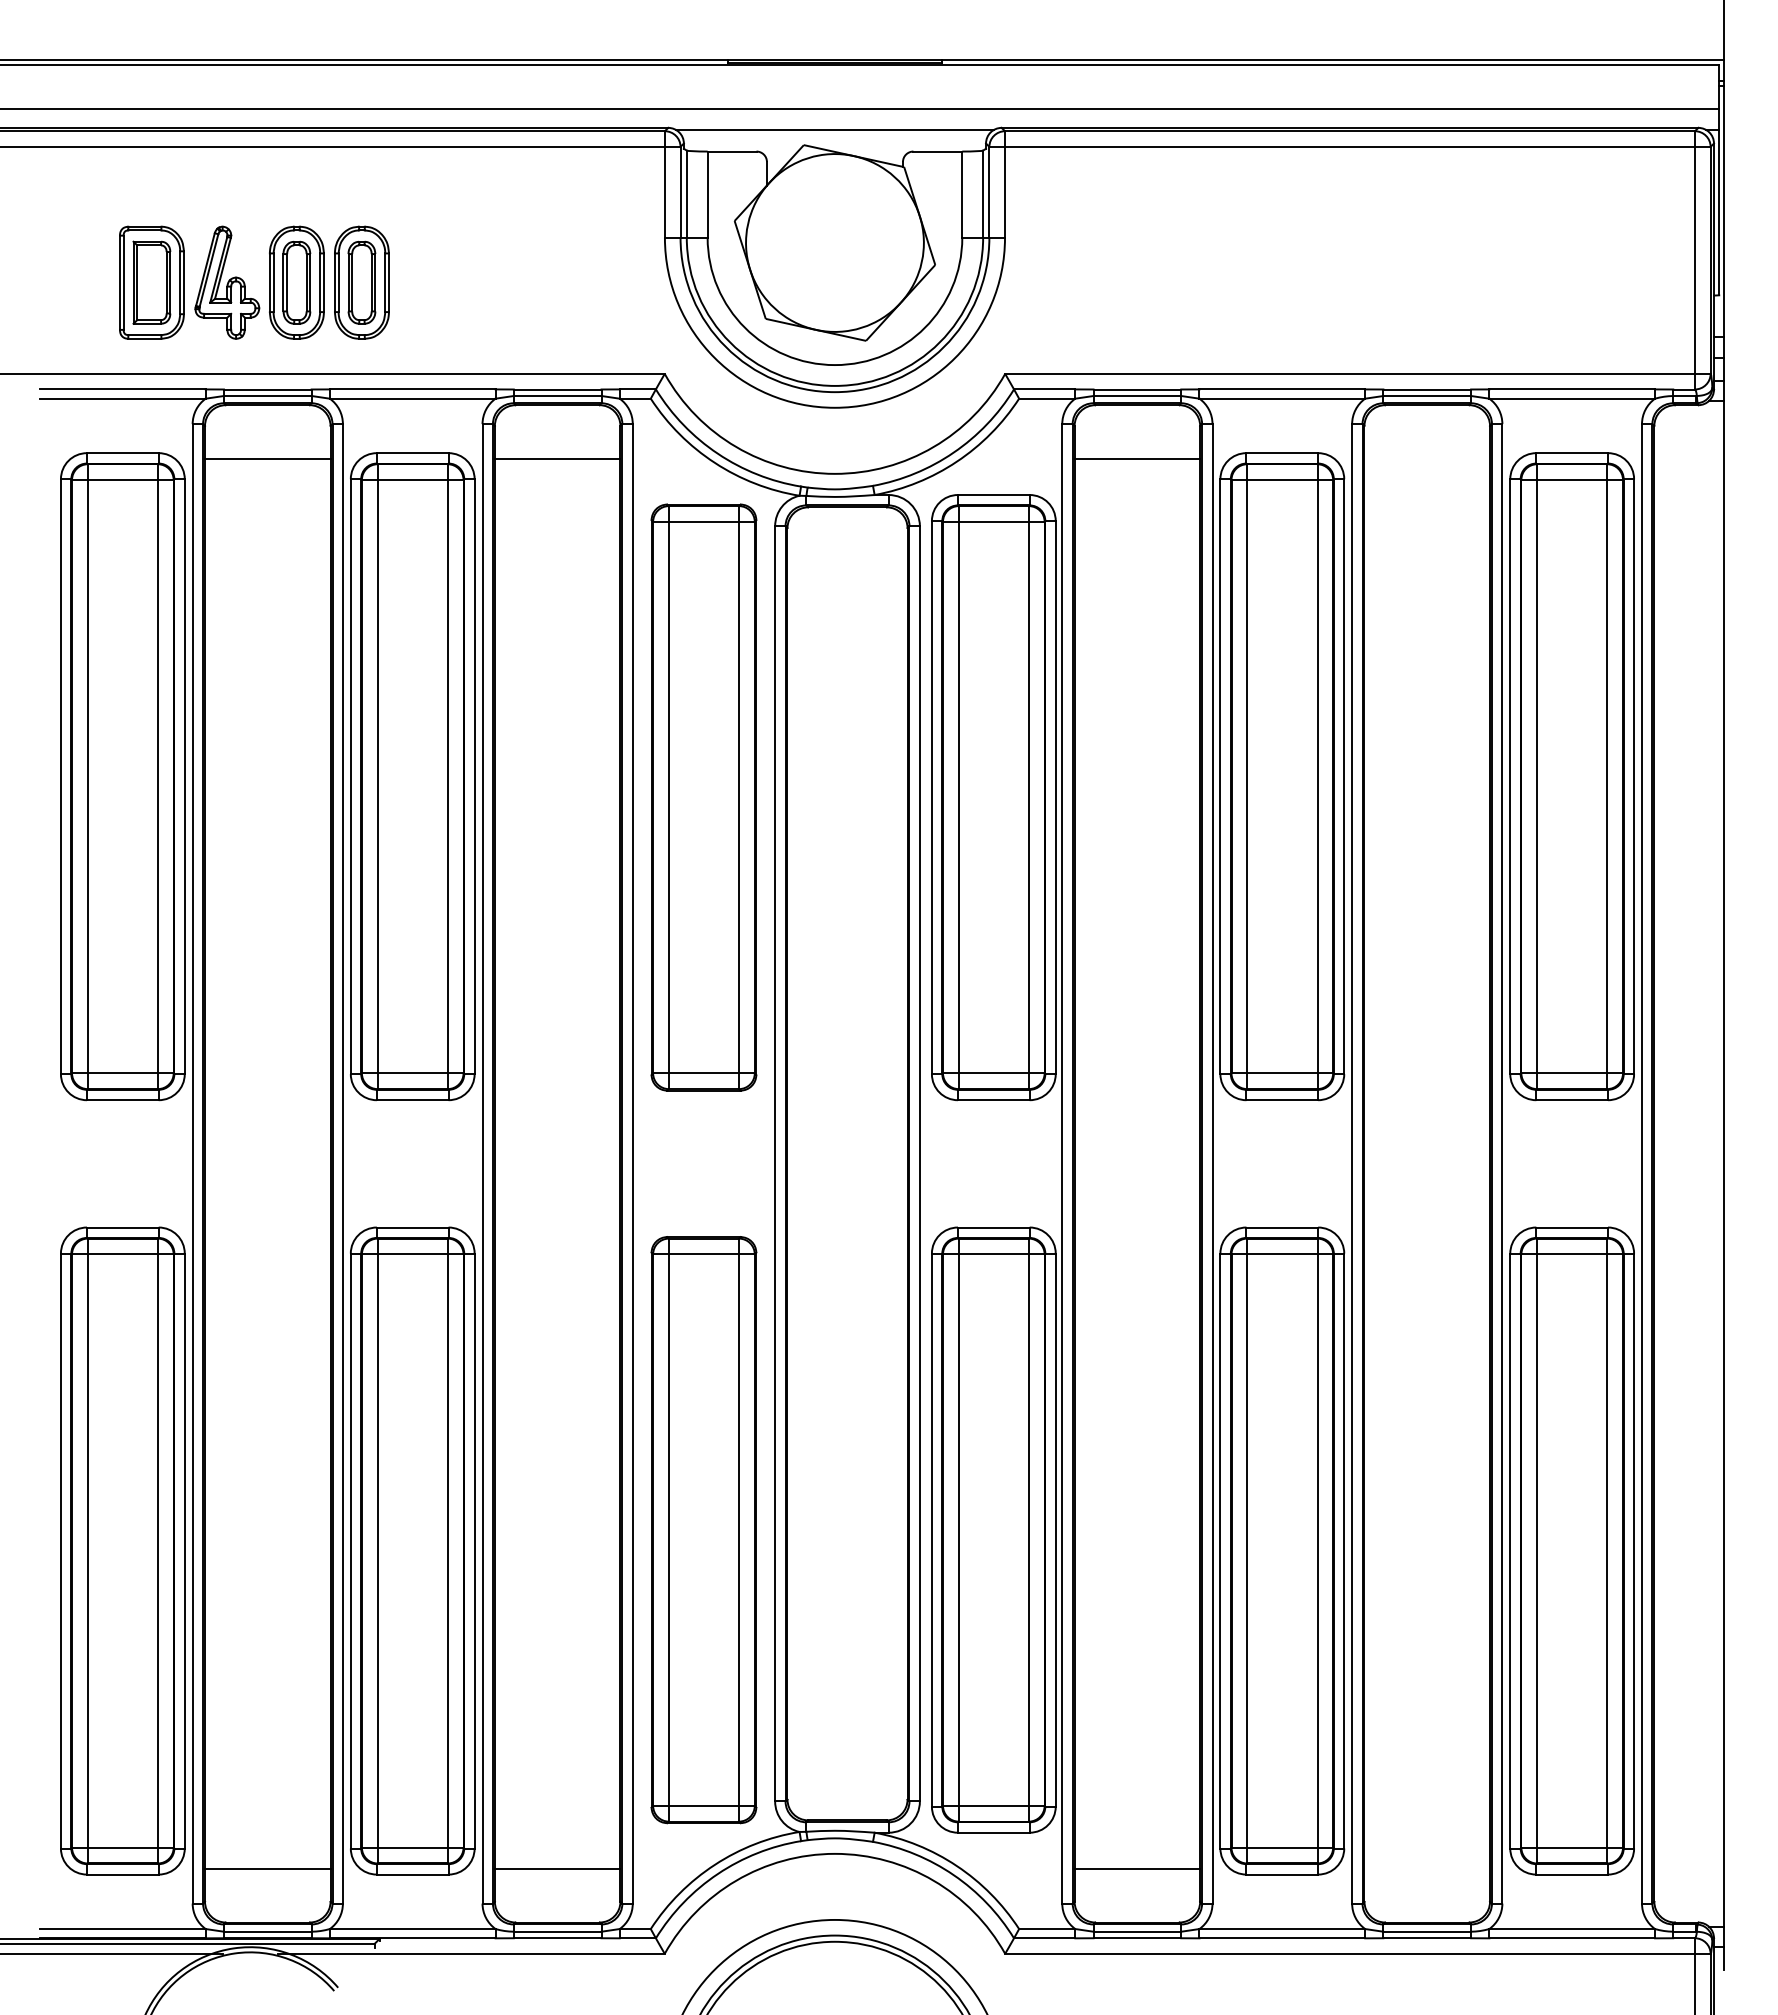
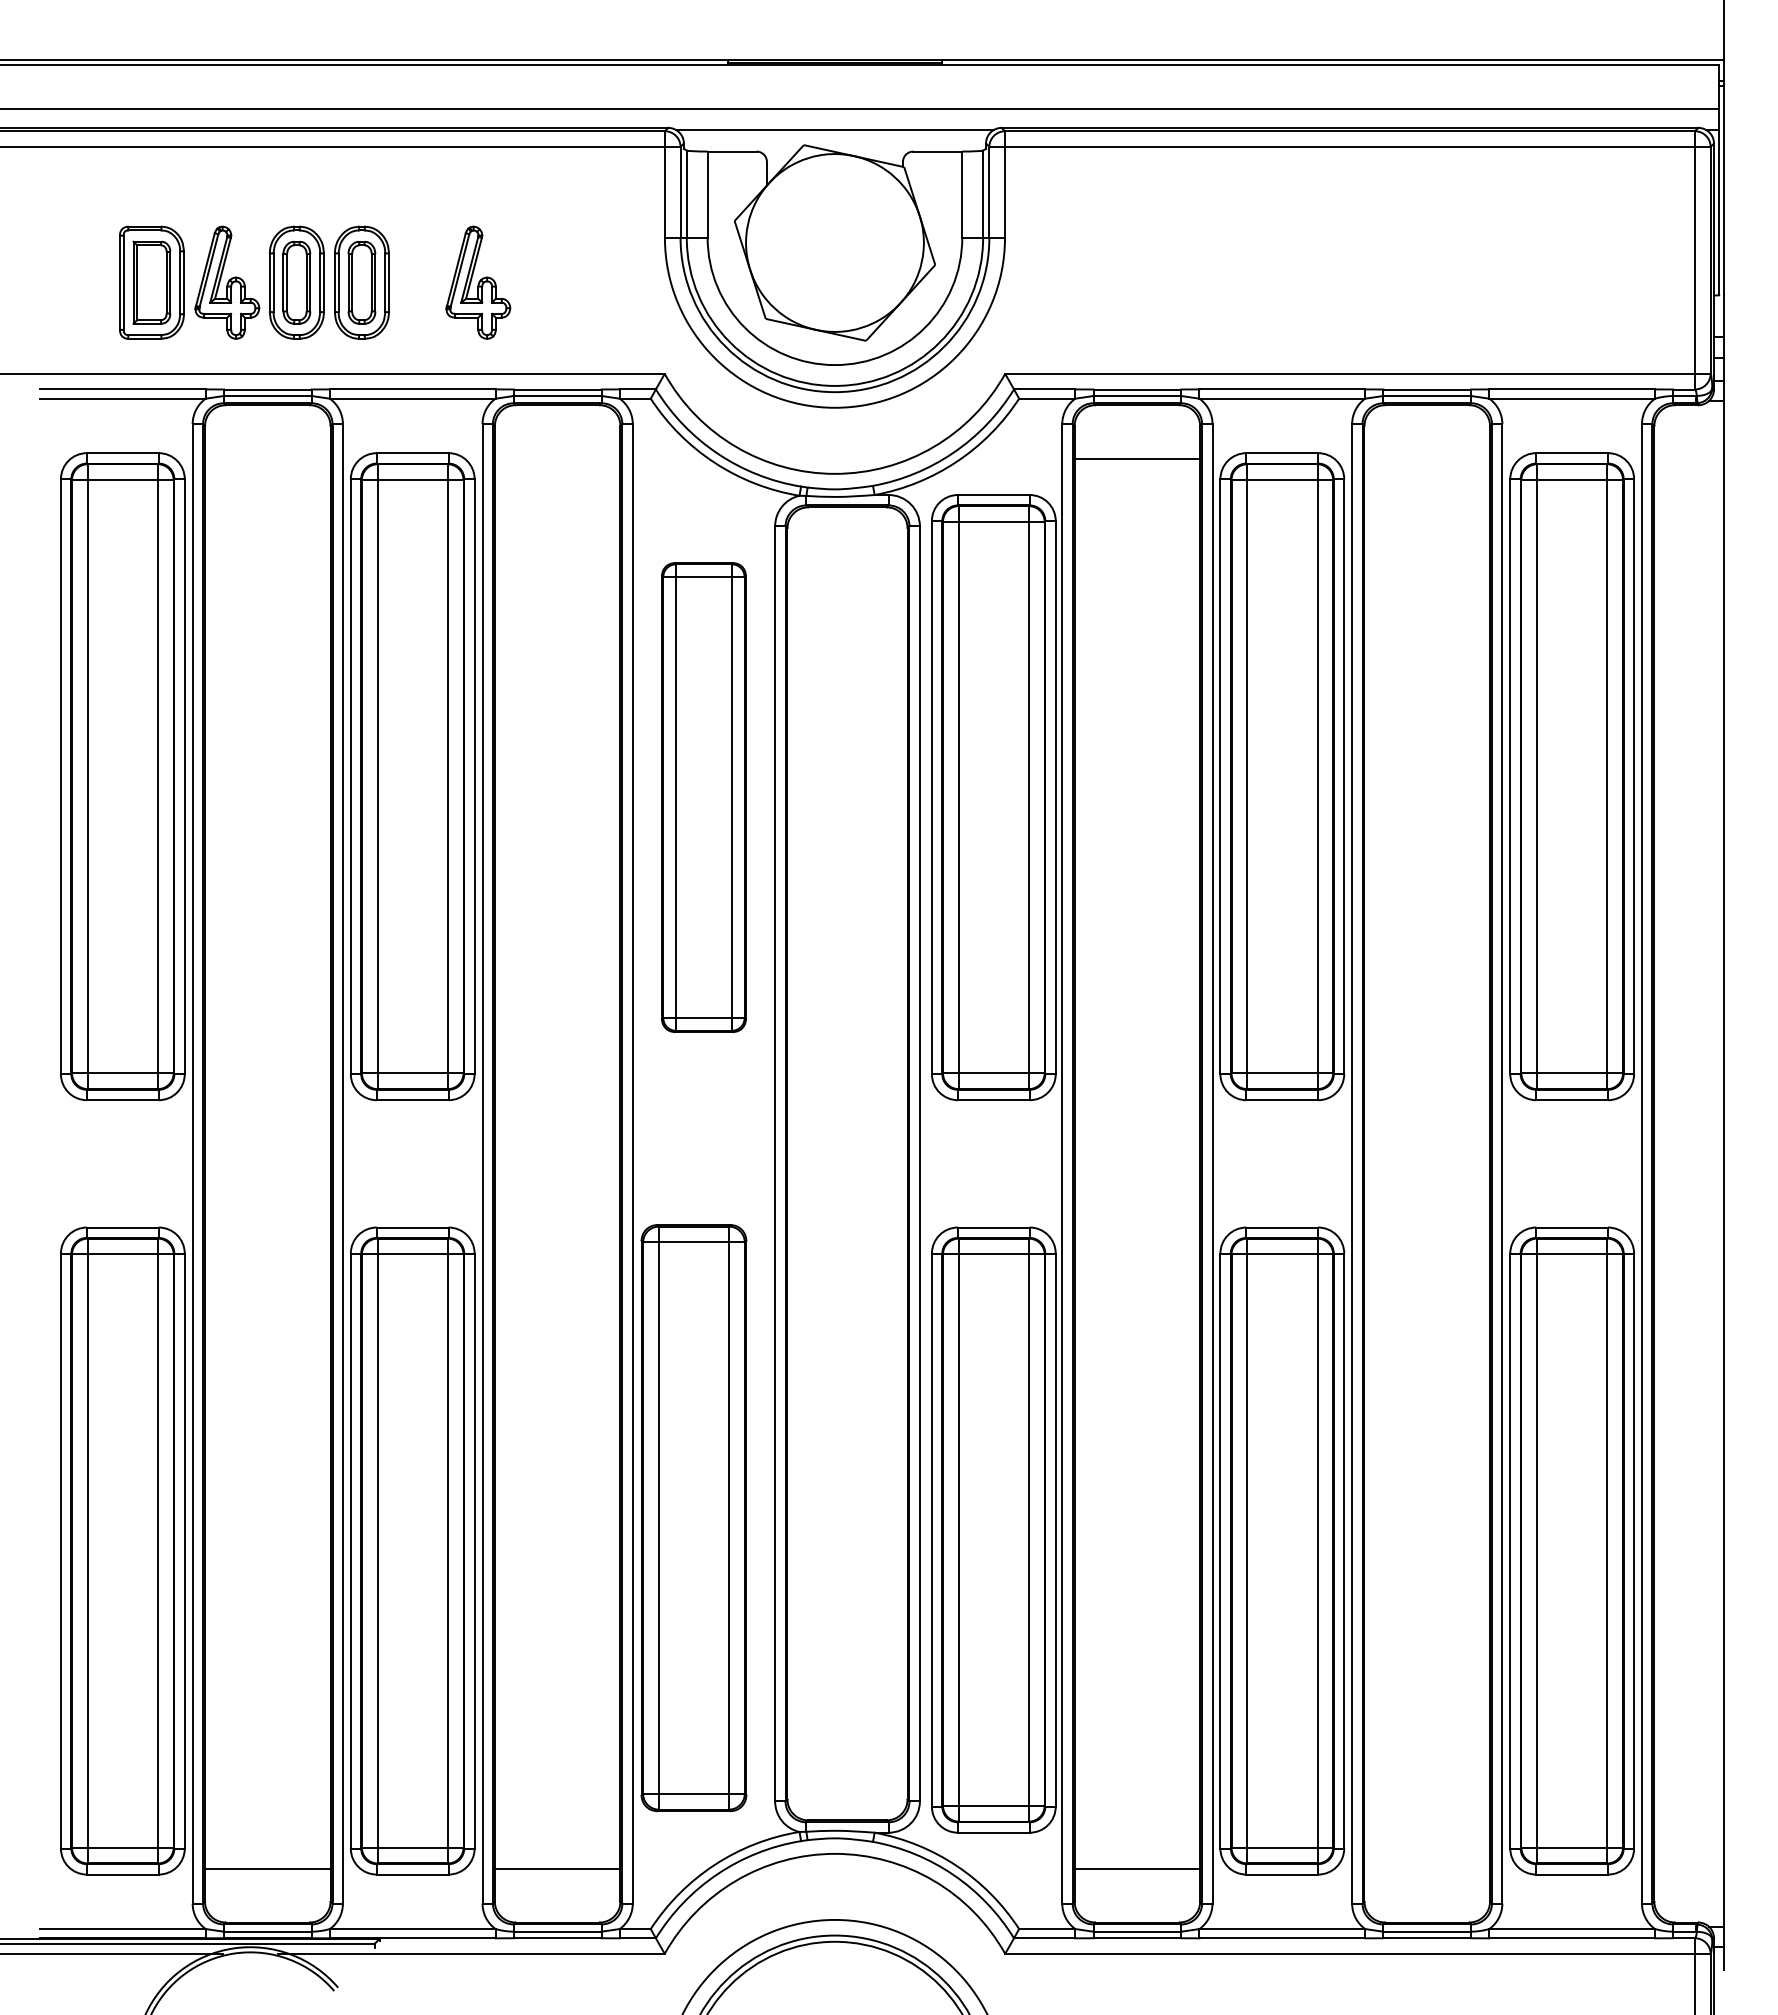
part: none -> present (478, 282)
line: present -> none (267, 459)
line: present -> none (557, 459)
part size: 108x589 px -> 86x472 px (703, 797)
part position: (703, 1530) -> (693, 1518) (693, 1518)
